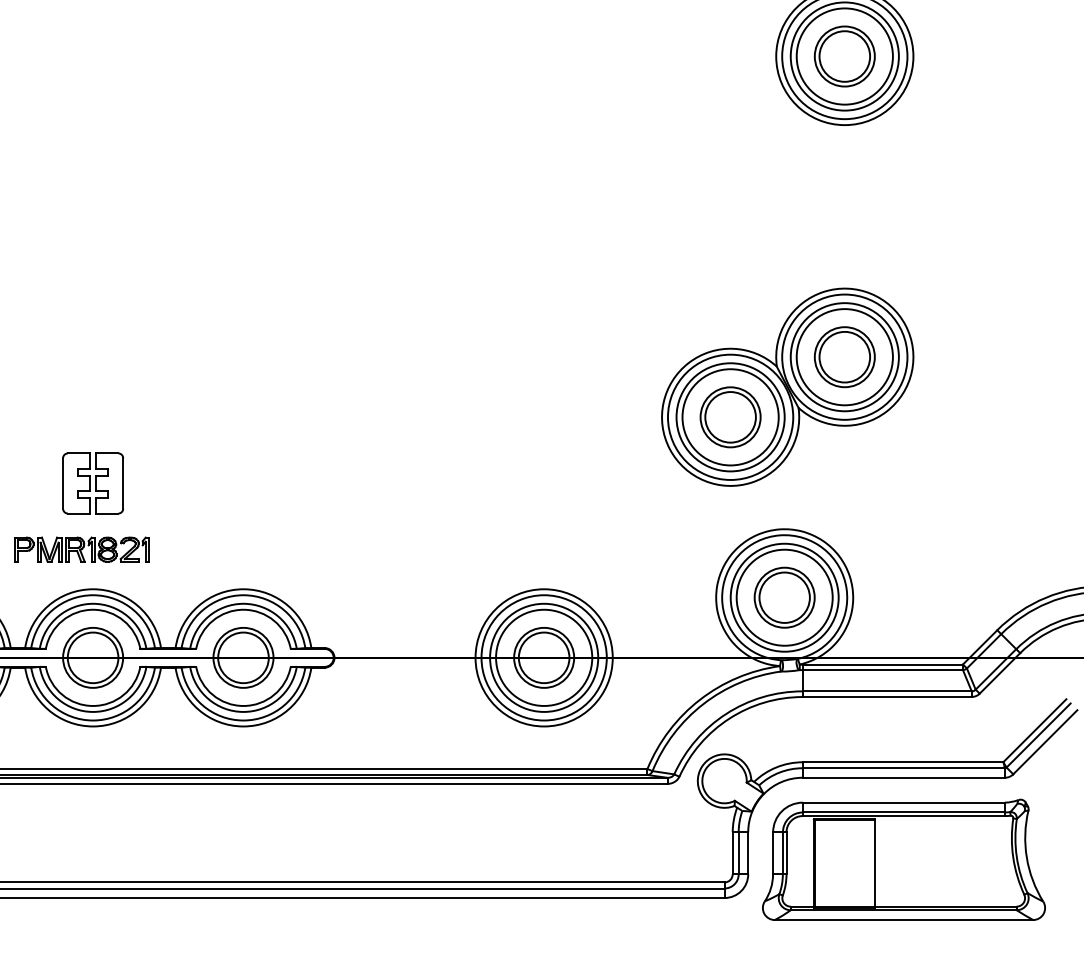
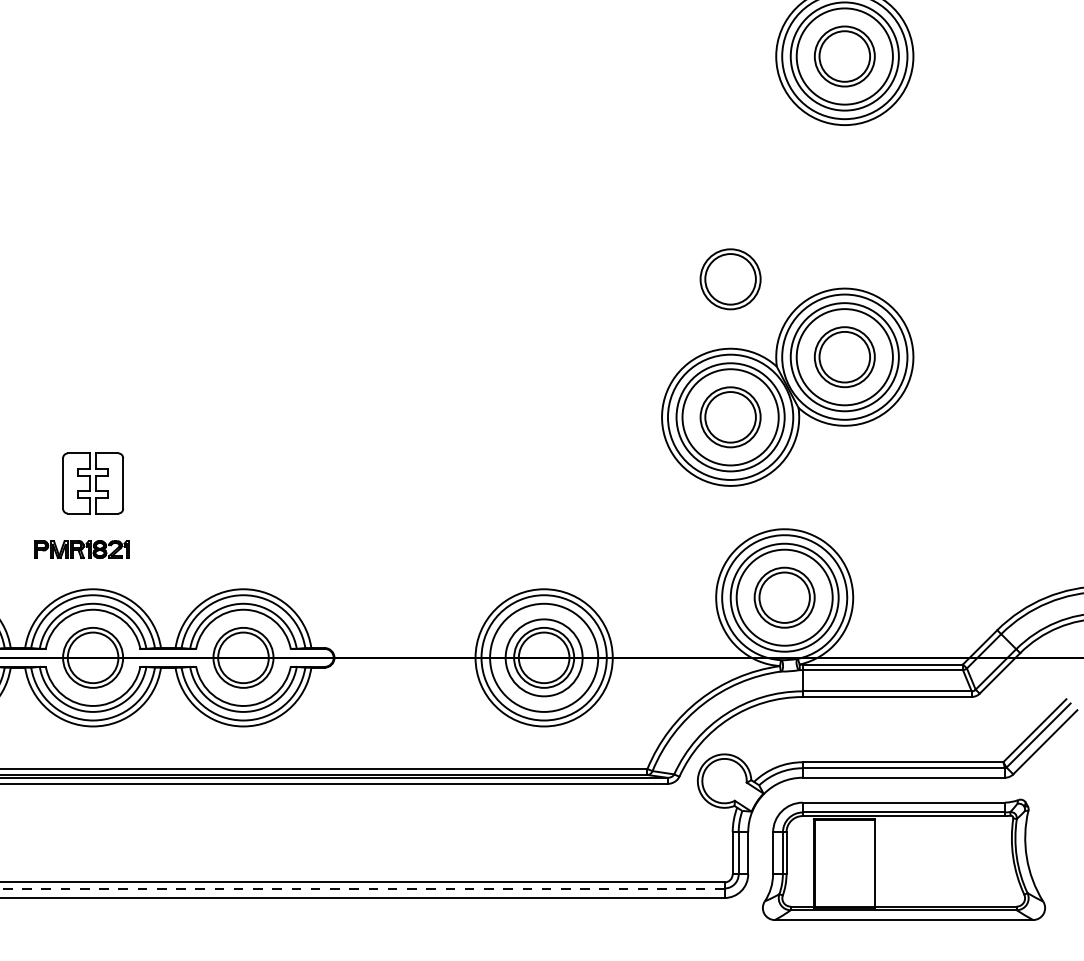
part: none -> present (730, 279)
part size: 136x27 px -> 96x19 px (81, 549)
circle diameter: 96 px -> 77 px (543, 657)
line: solid -> dashed (362, 888)
